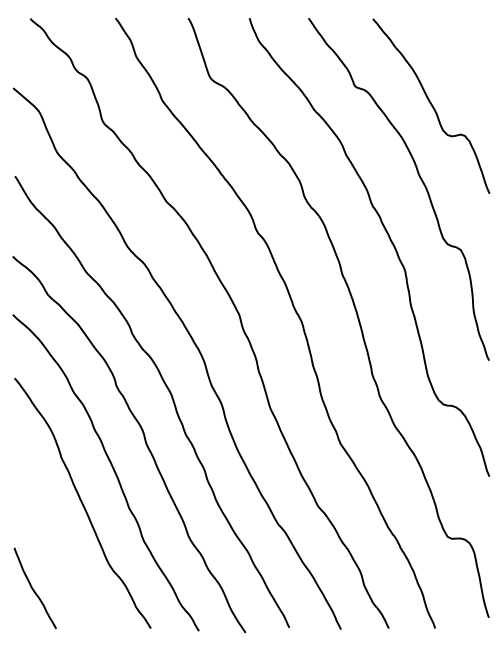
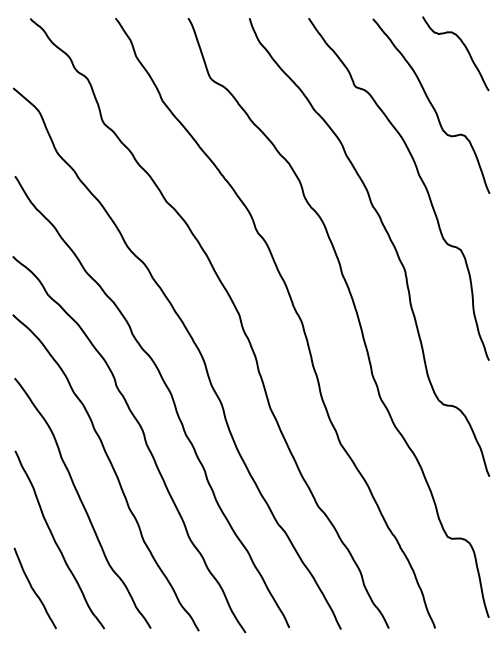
curve: none -> present (465, 48)
curve: none -> present (56, 541)
